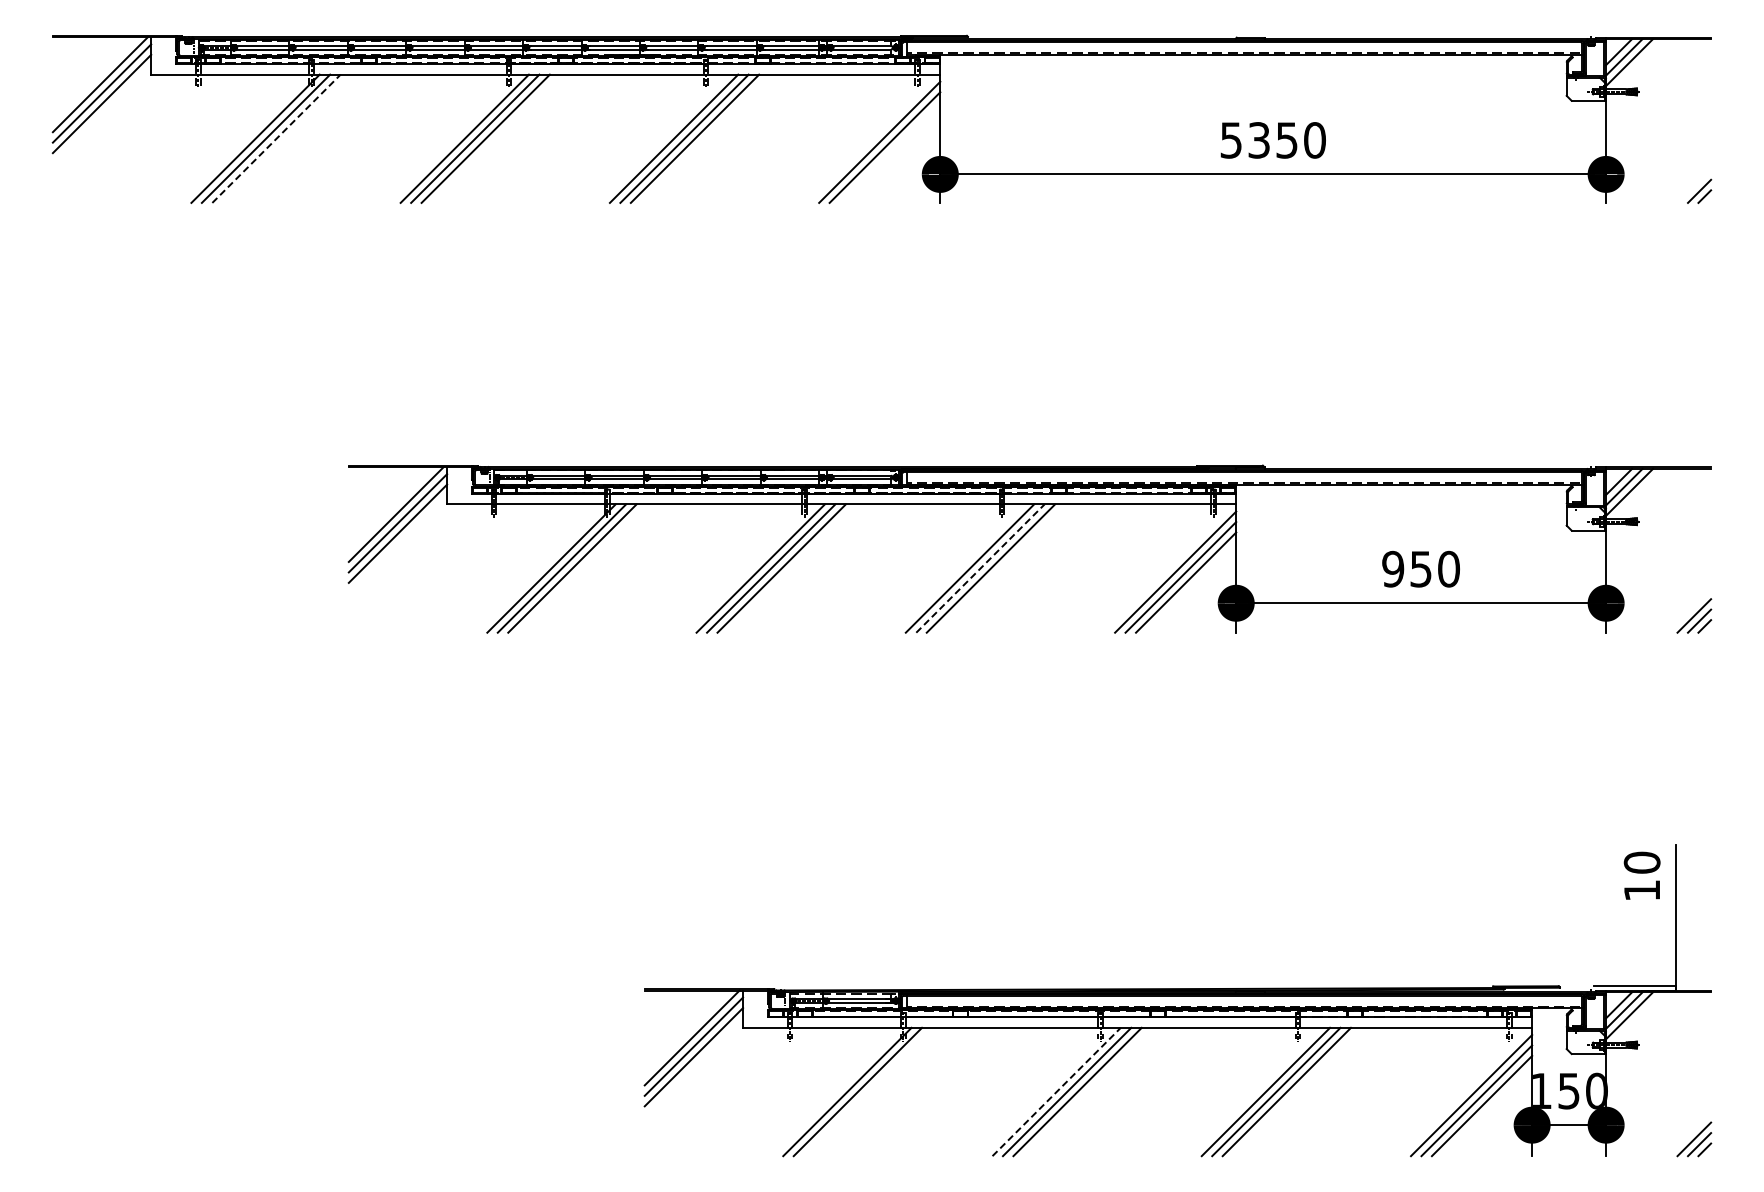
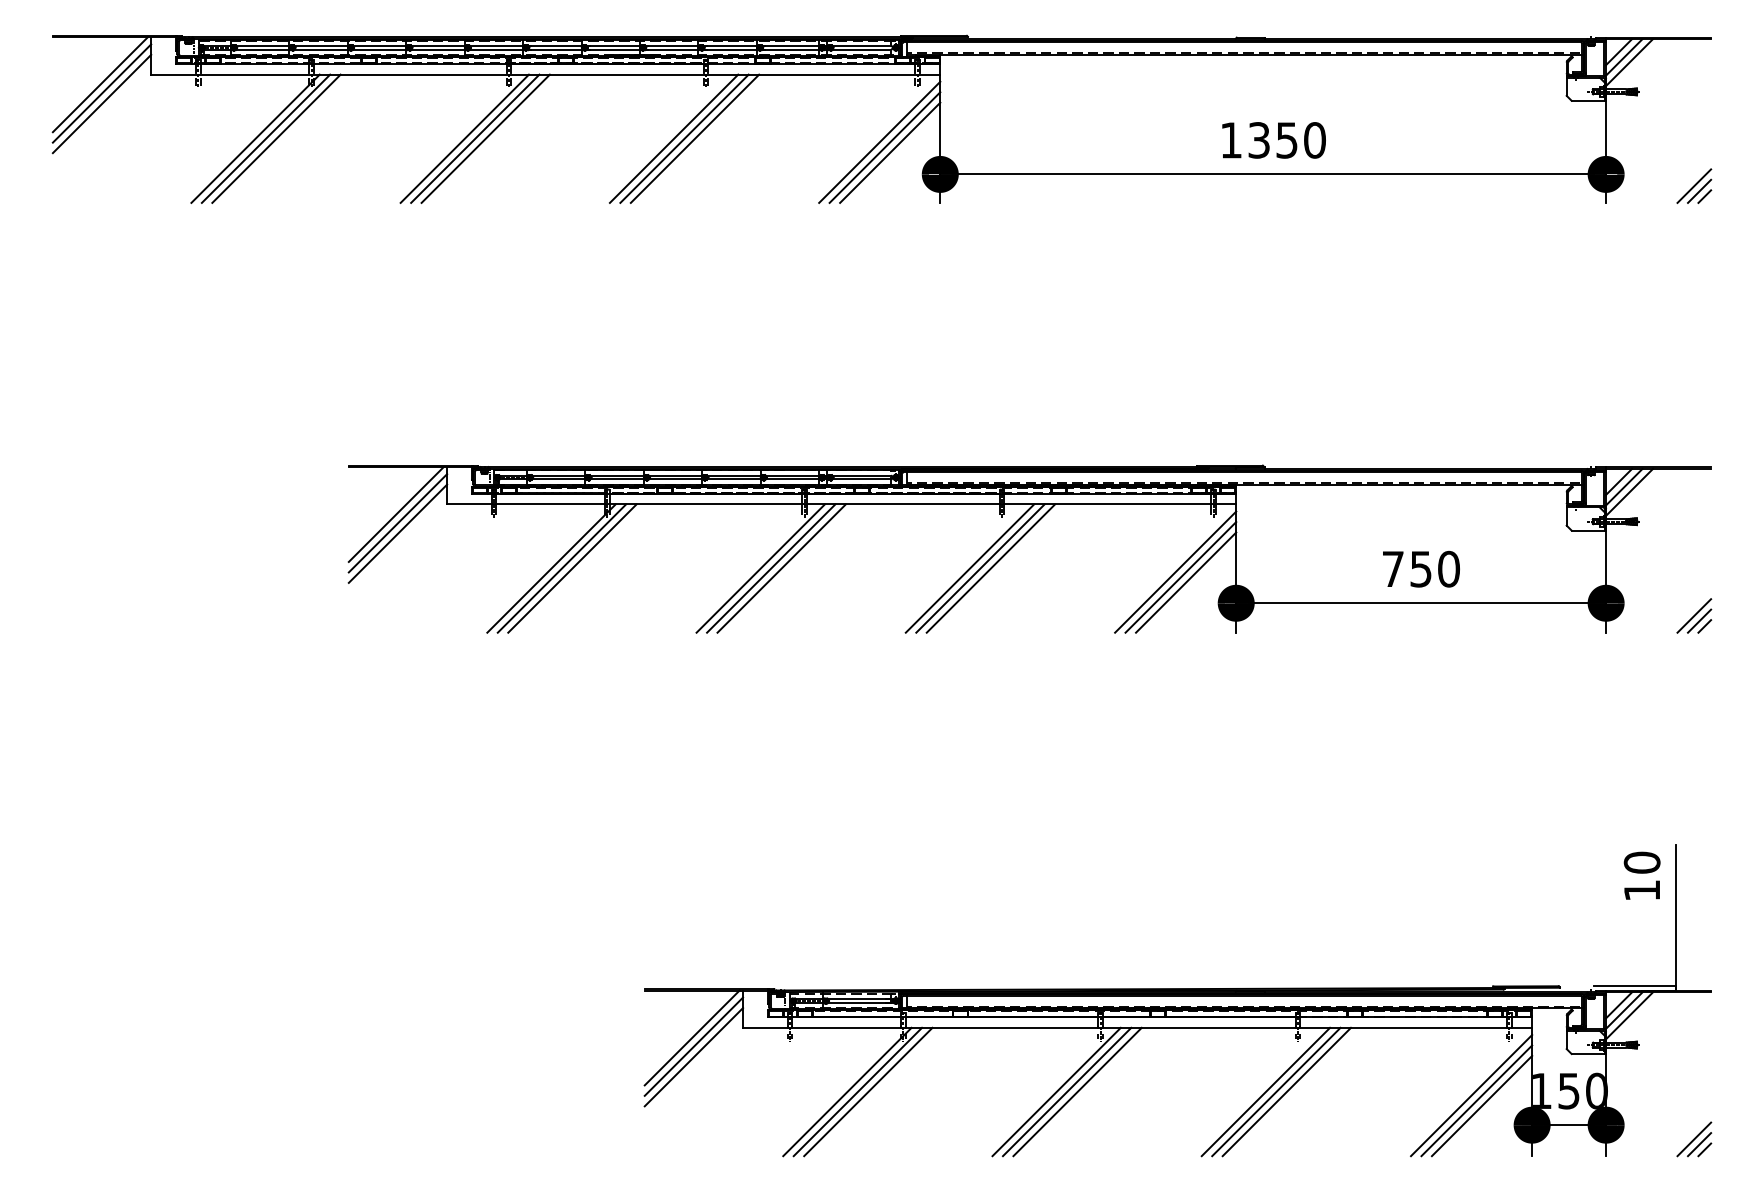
line: dashed -> solid (276, 138)
text: 5350 -> 1350 (1230, 140)
line: none -> present (890, 152)
line: none -> present (1694, 185)
line: dashed -> solid (980, 568)
text: 950 -> 750 (1393, 568)
line: none -> present (868, 1091)
line: dashed -> solid (1056, 1092)
